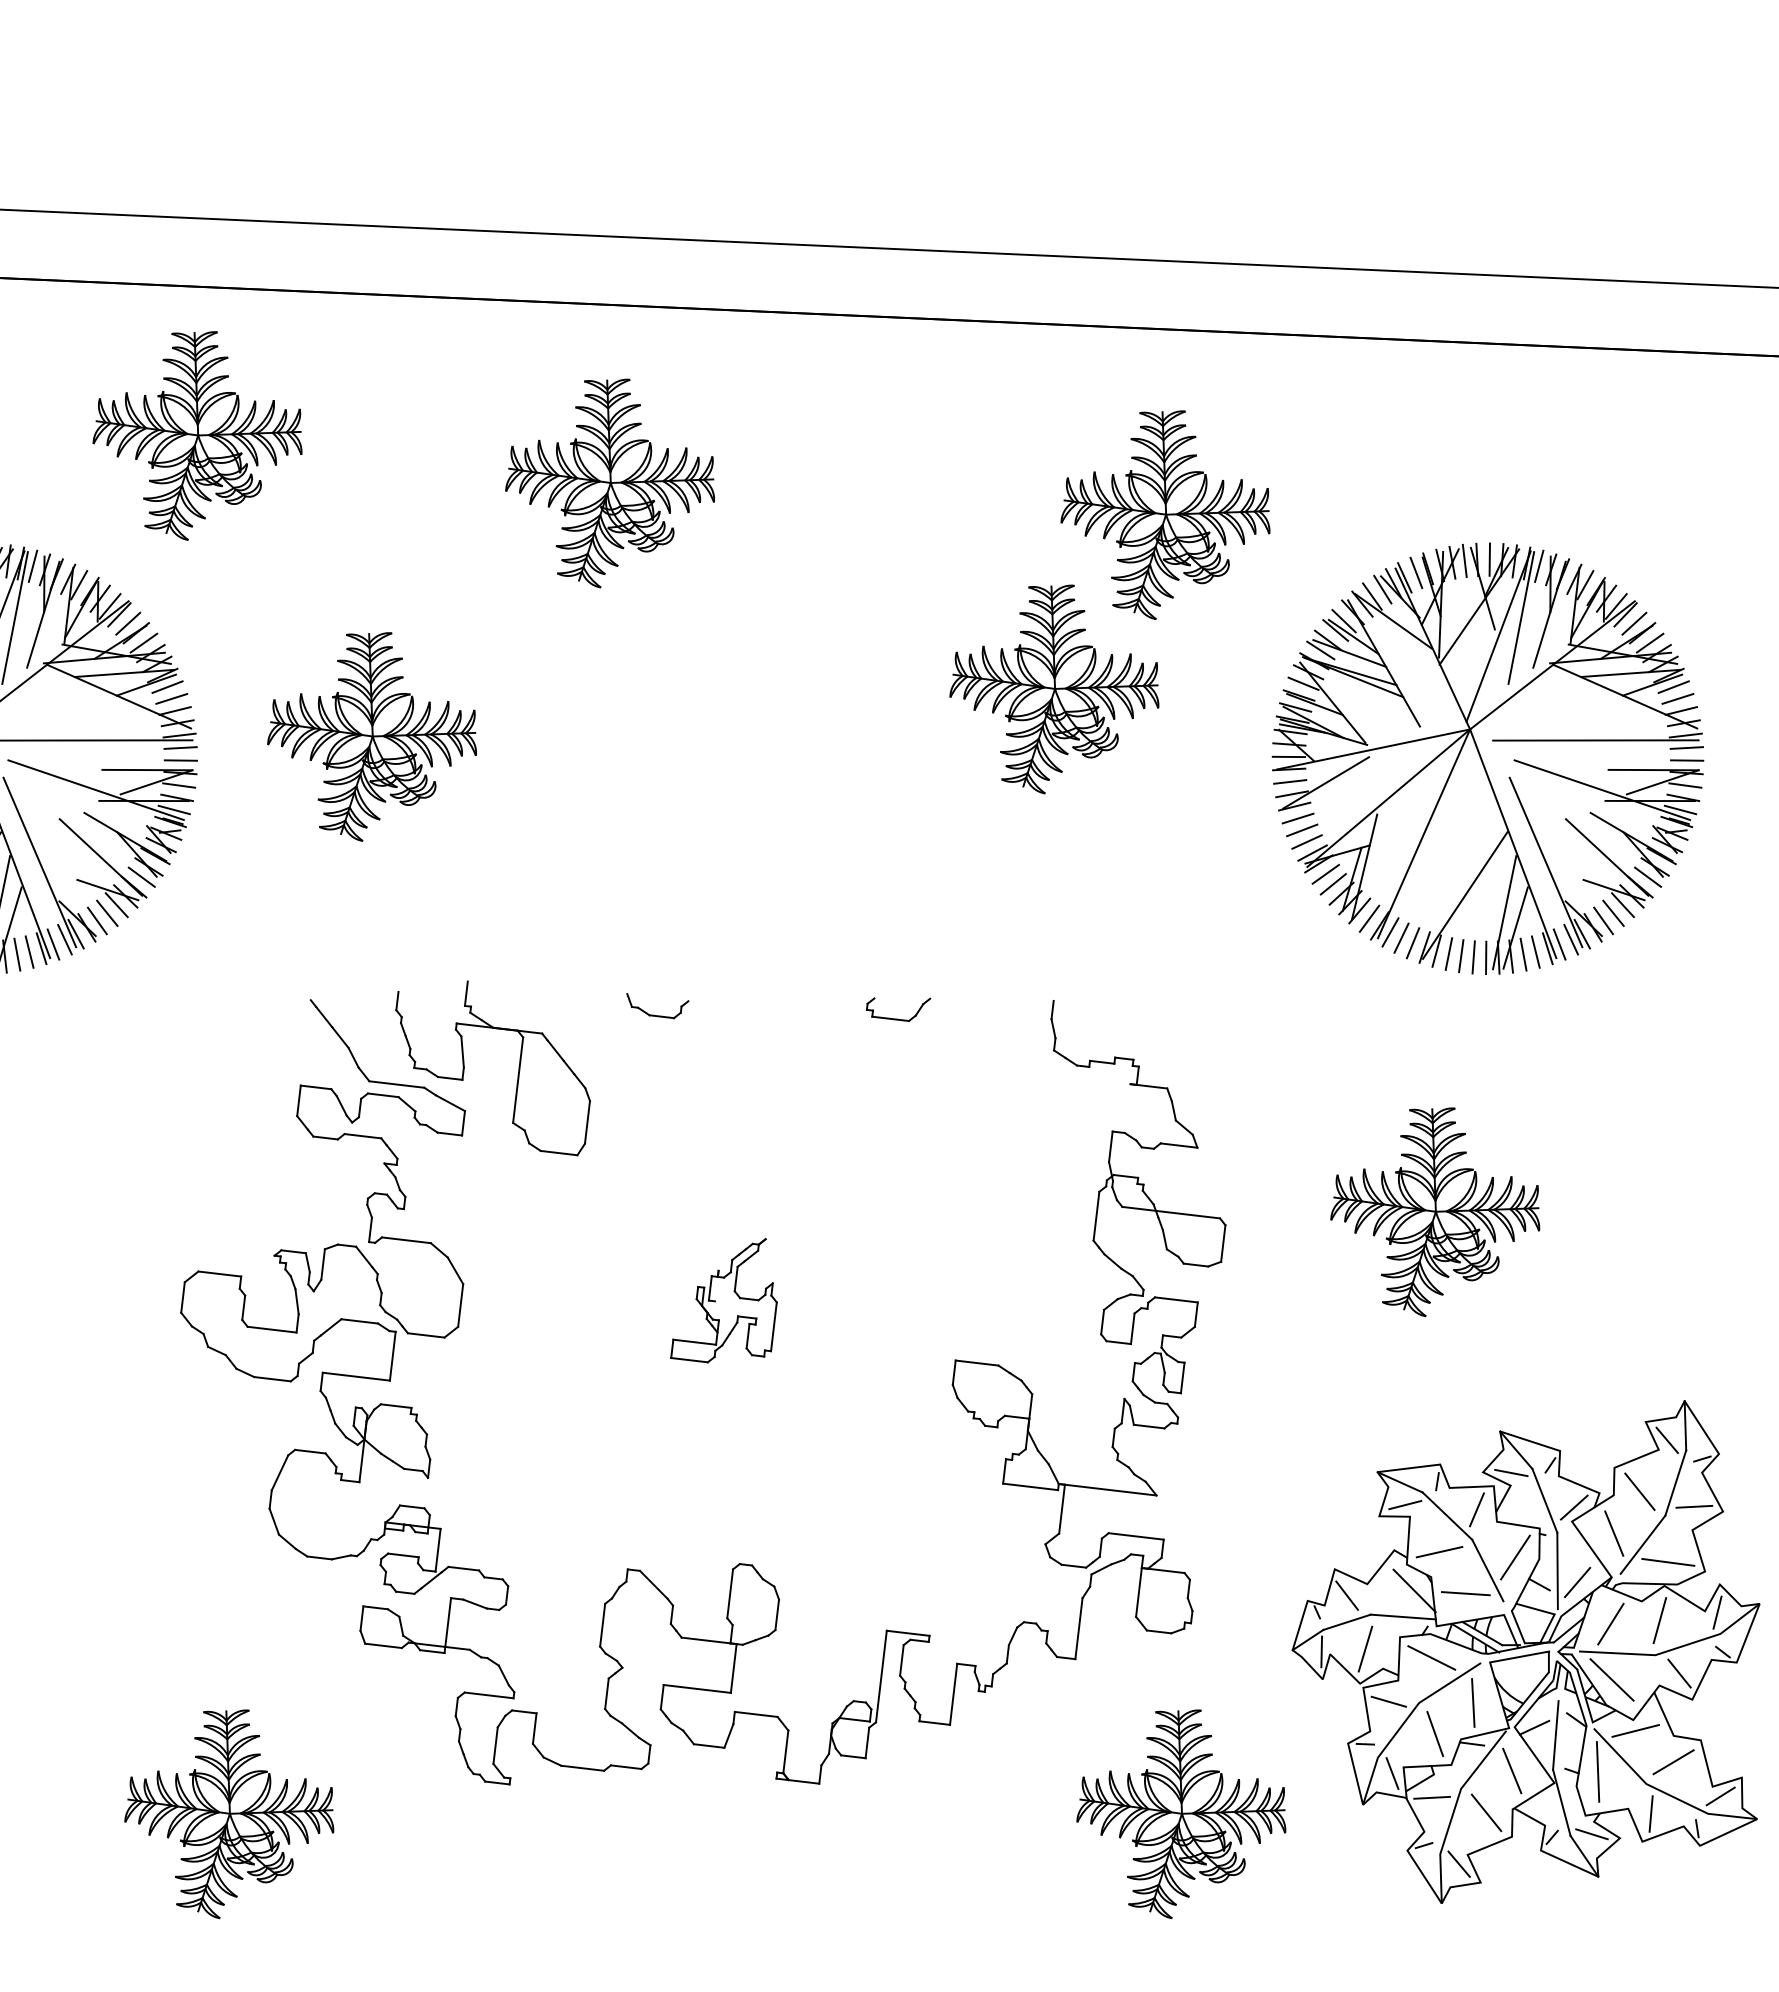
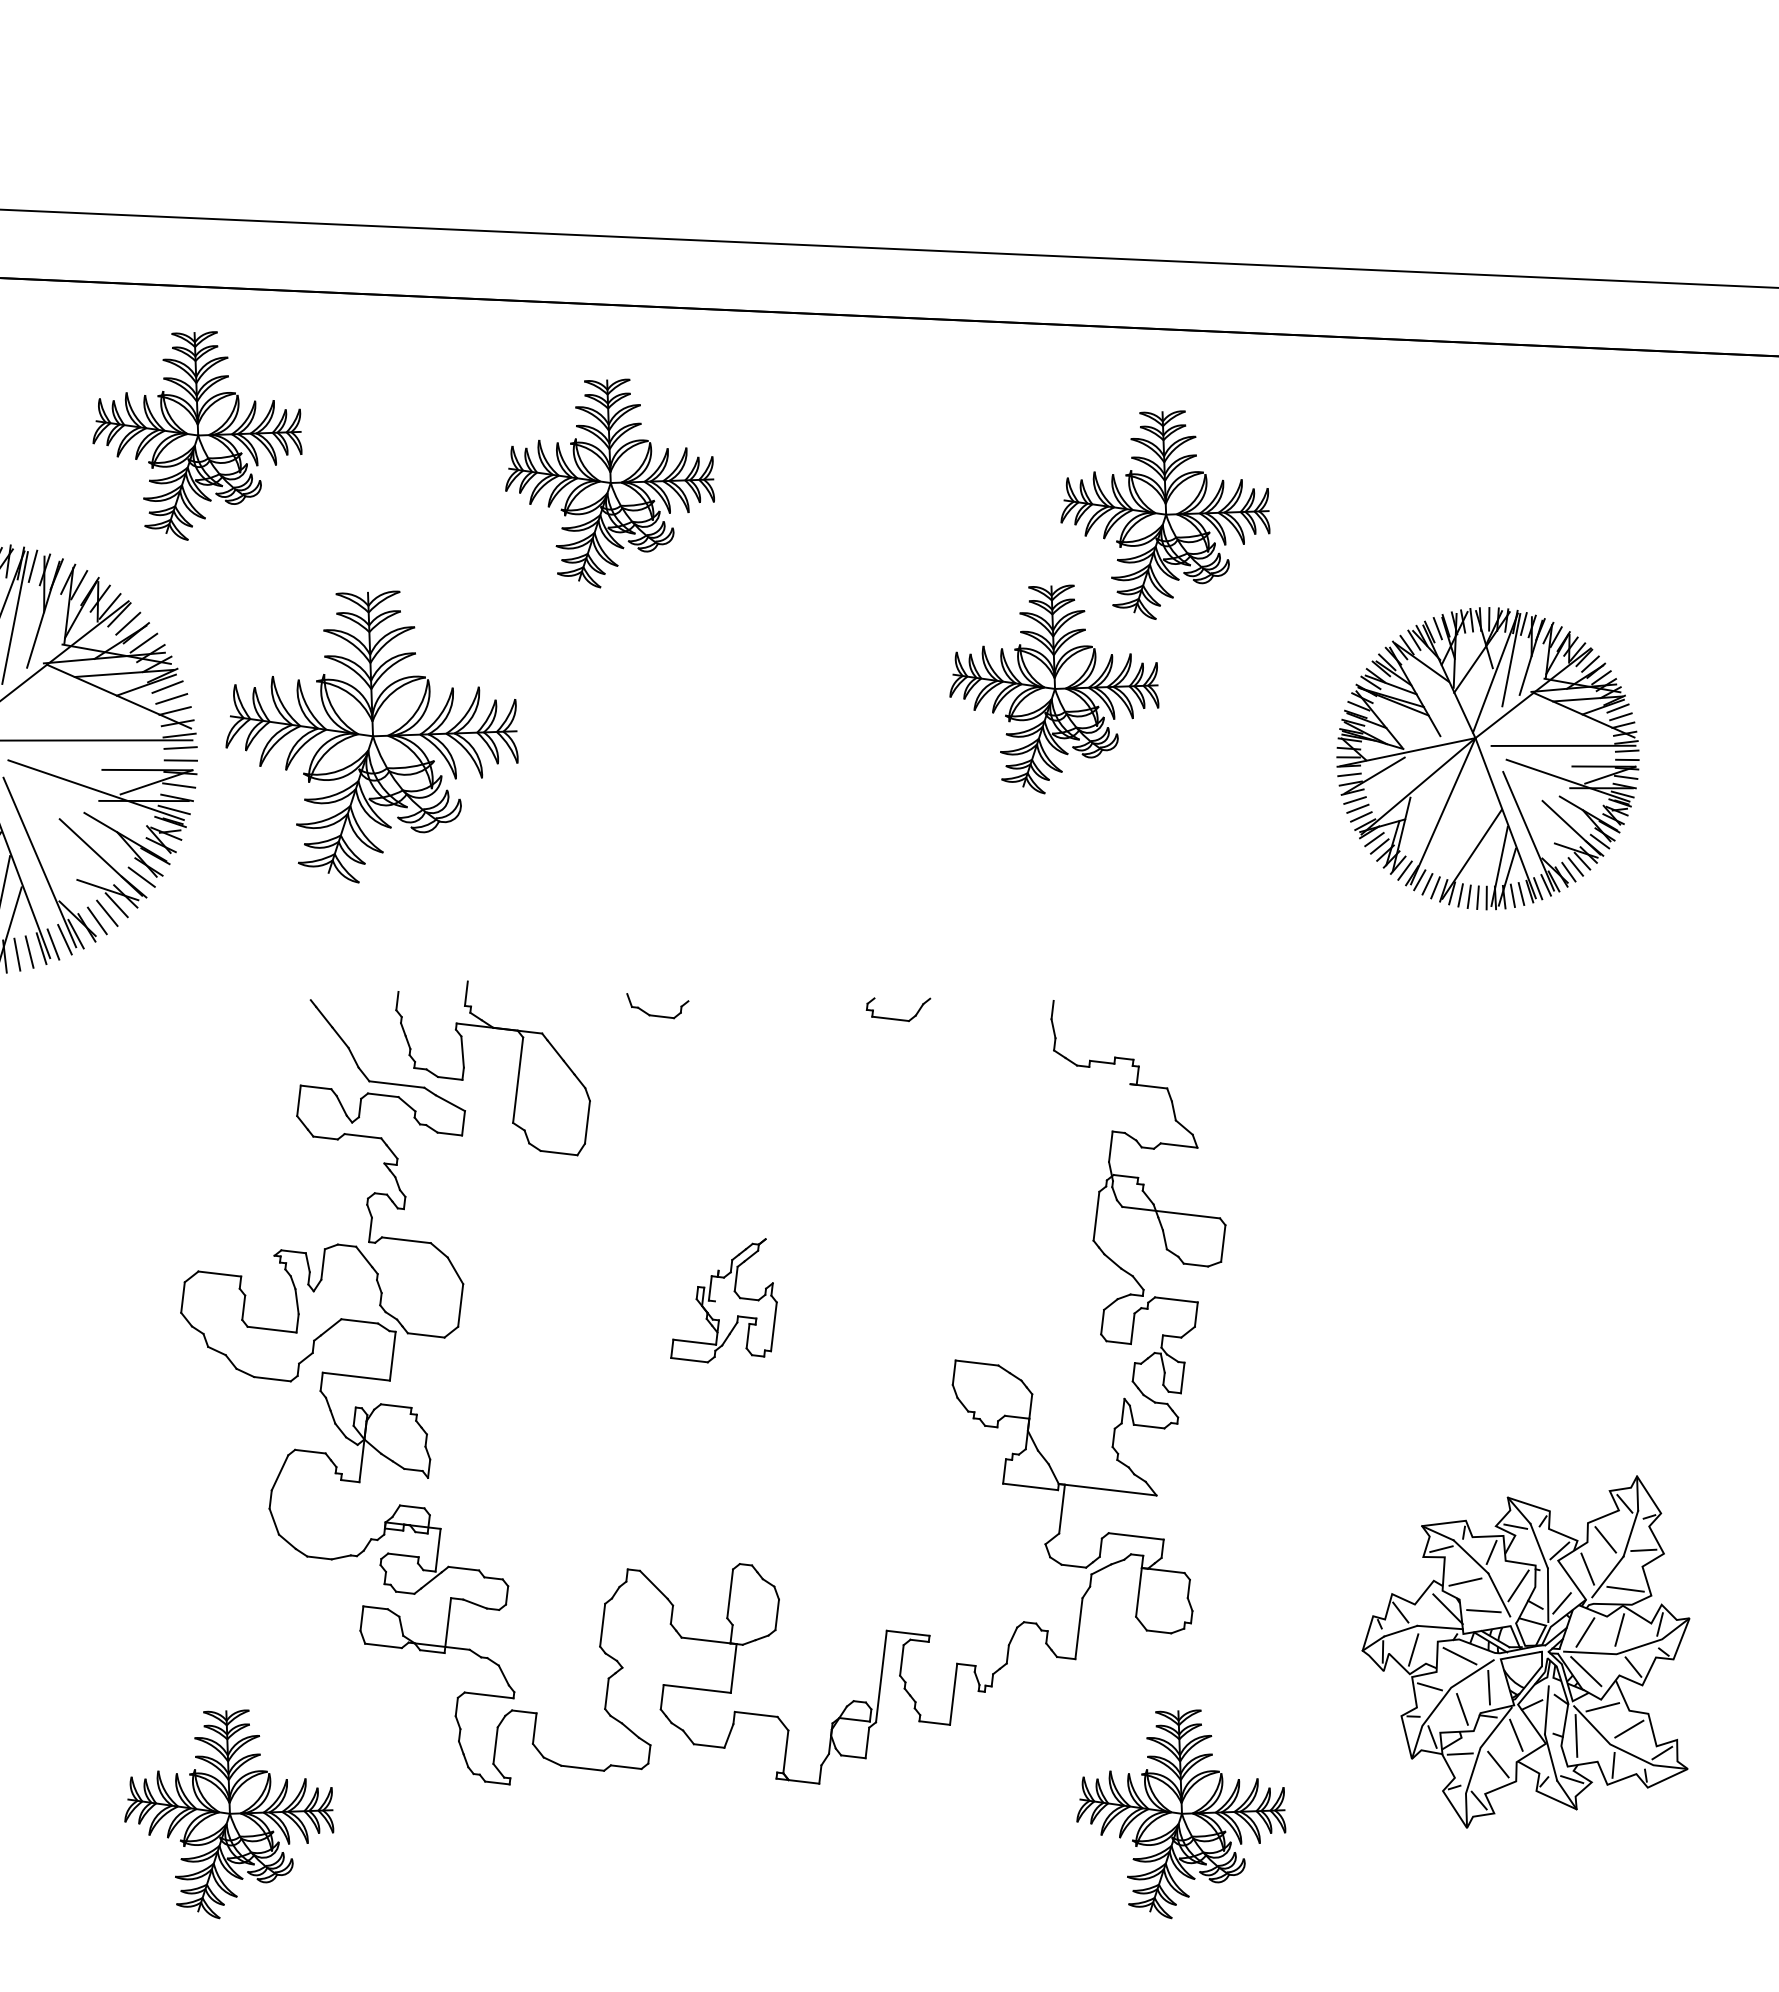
part size: 210x210 px -> 294x294 px (371, 736)
part size: 434x433 px -> 304x304 px (1487, 758)
part: present -> none (1435, 1212)
part size: 470x504 px -> 330x354 px (1525, 1651)
